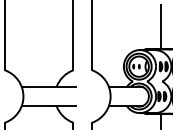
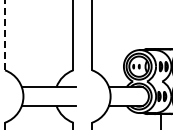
line: present -> none (161, 26)
line: solid -> dashed (5, 35)
